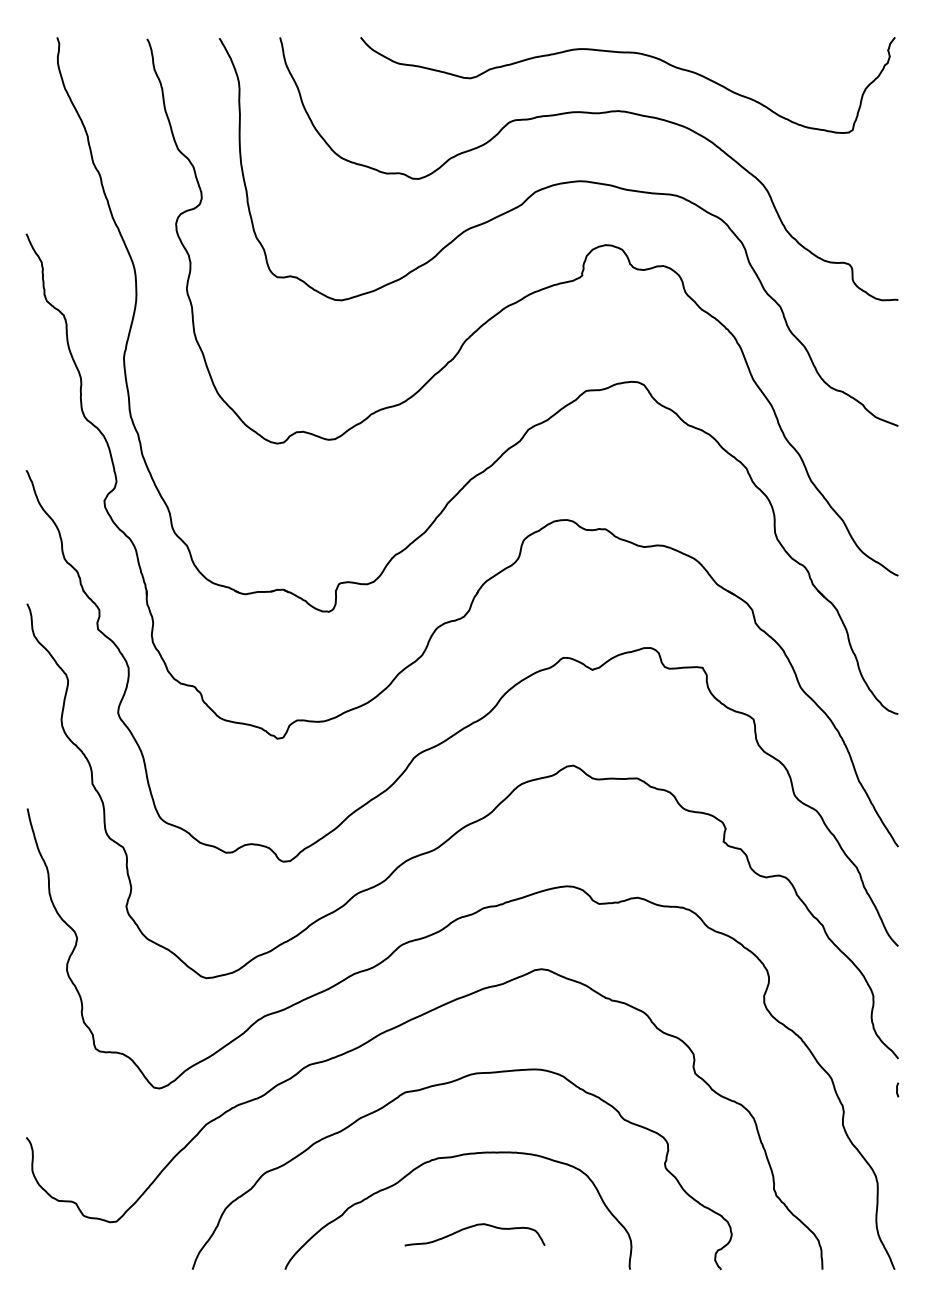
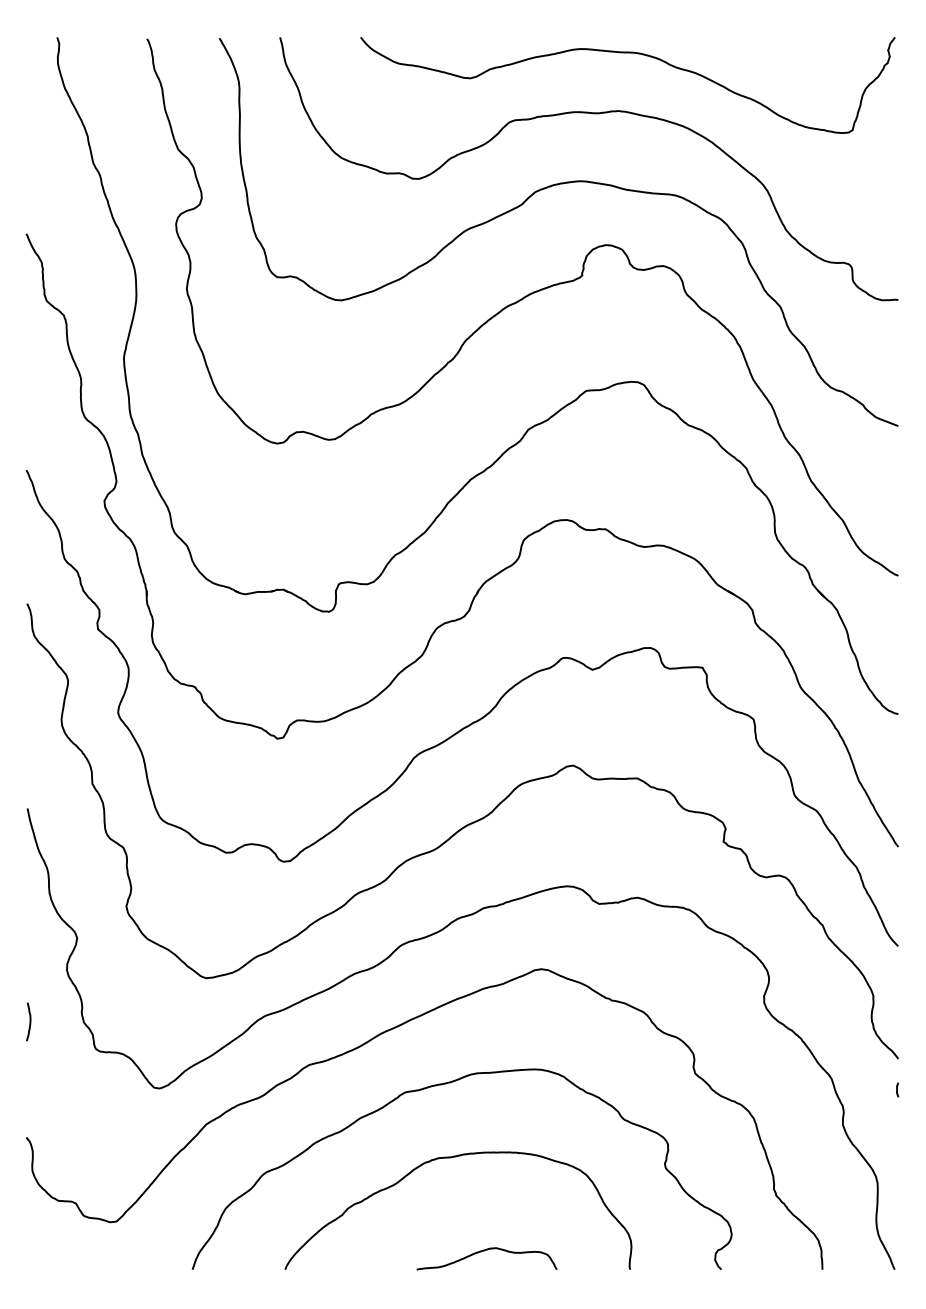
curve: none -> present (29, 1021)
curve position: (472, 1227) -> (484, 1251) (484, 1251)
